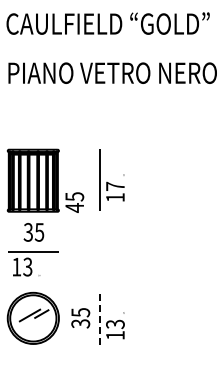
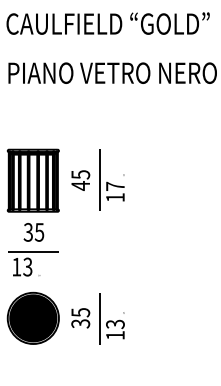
text position: (74, 202) -> (80, 180) (80, 180)
fill: none -> present (33, 318)
line: dashed -> solid (100, 318)
